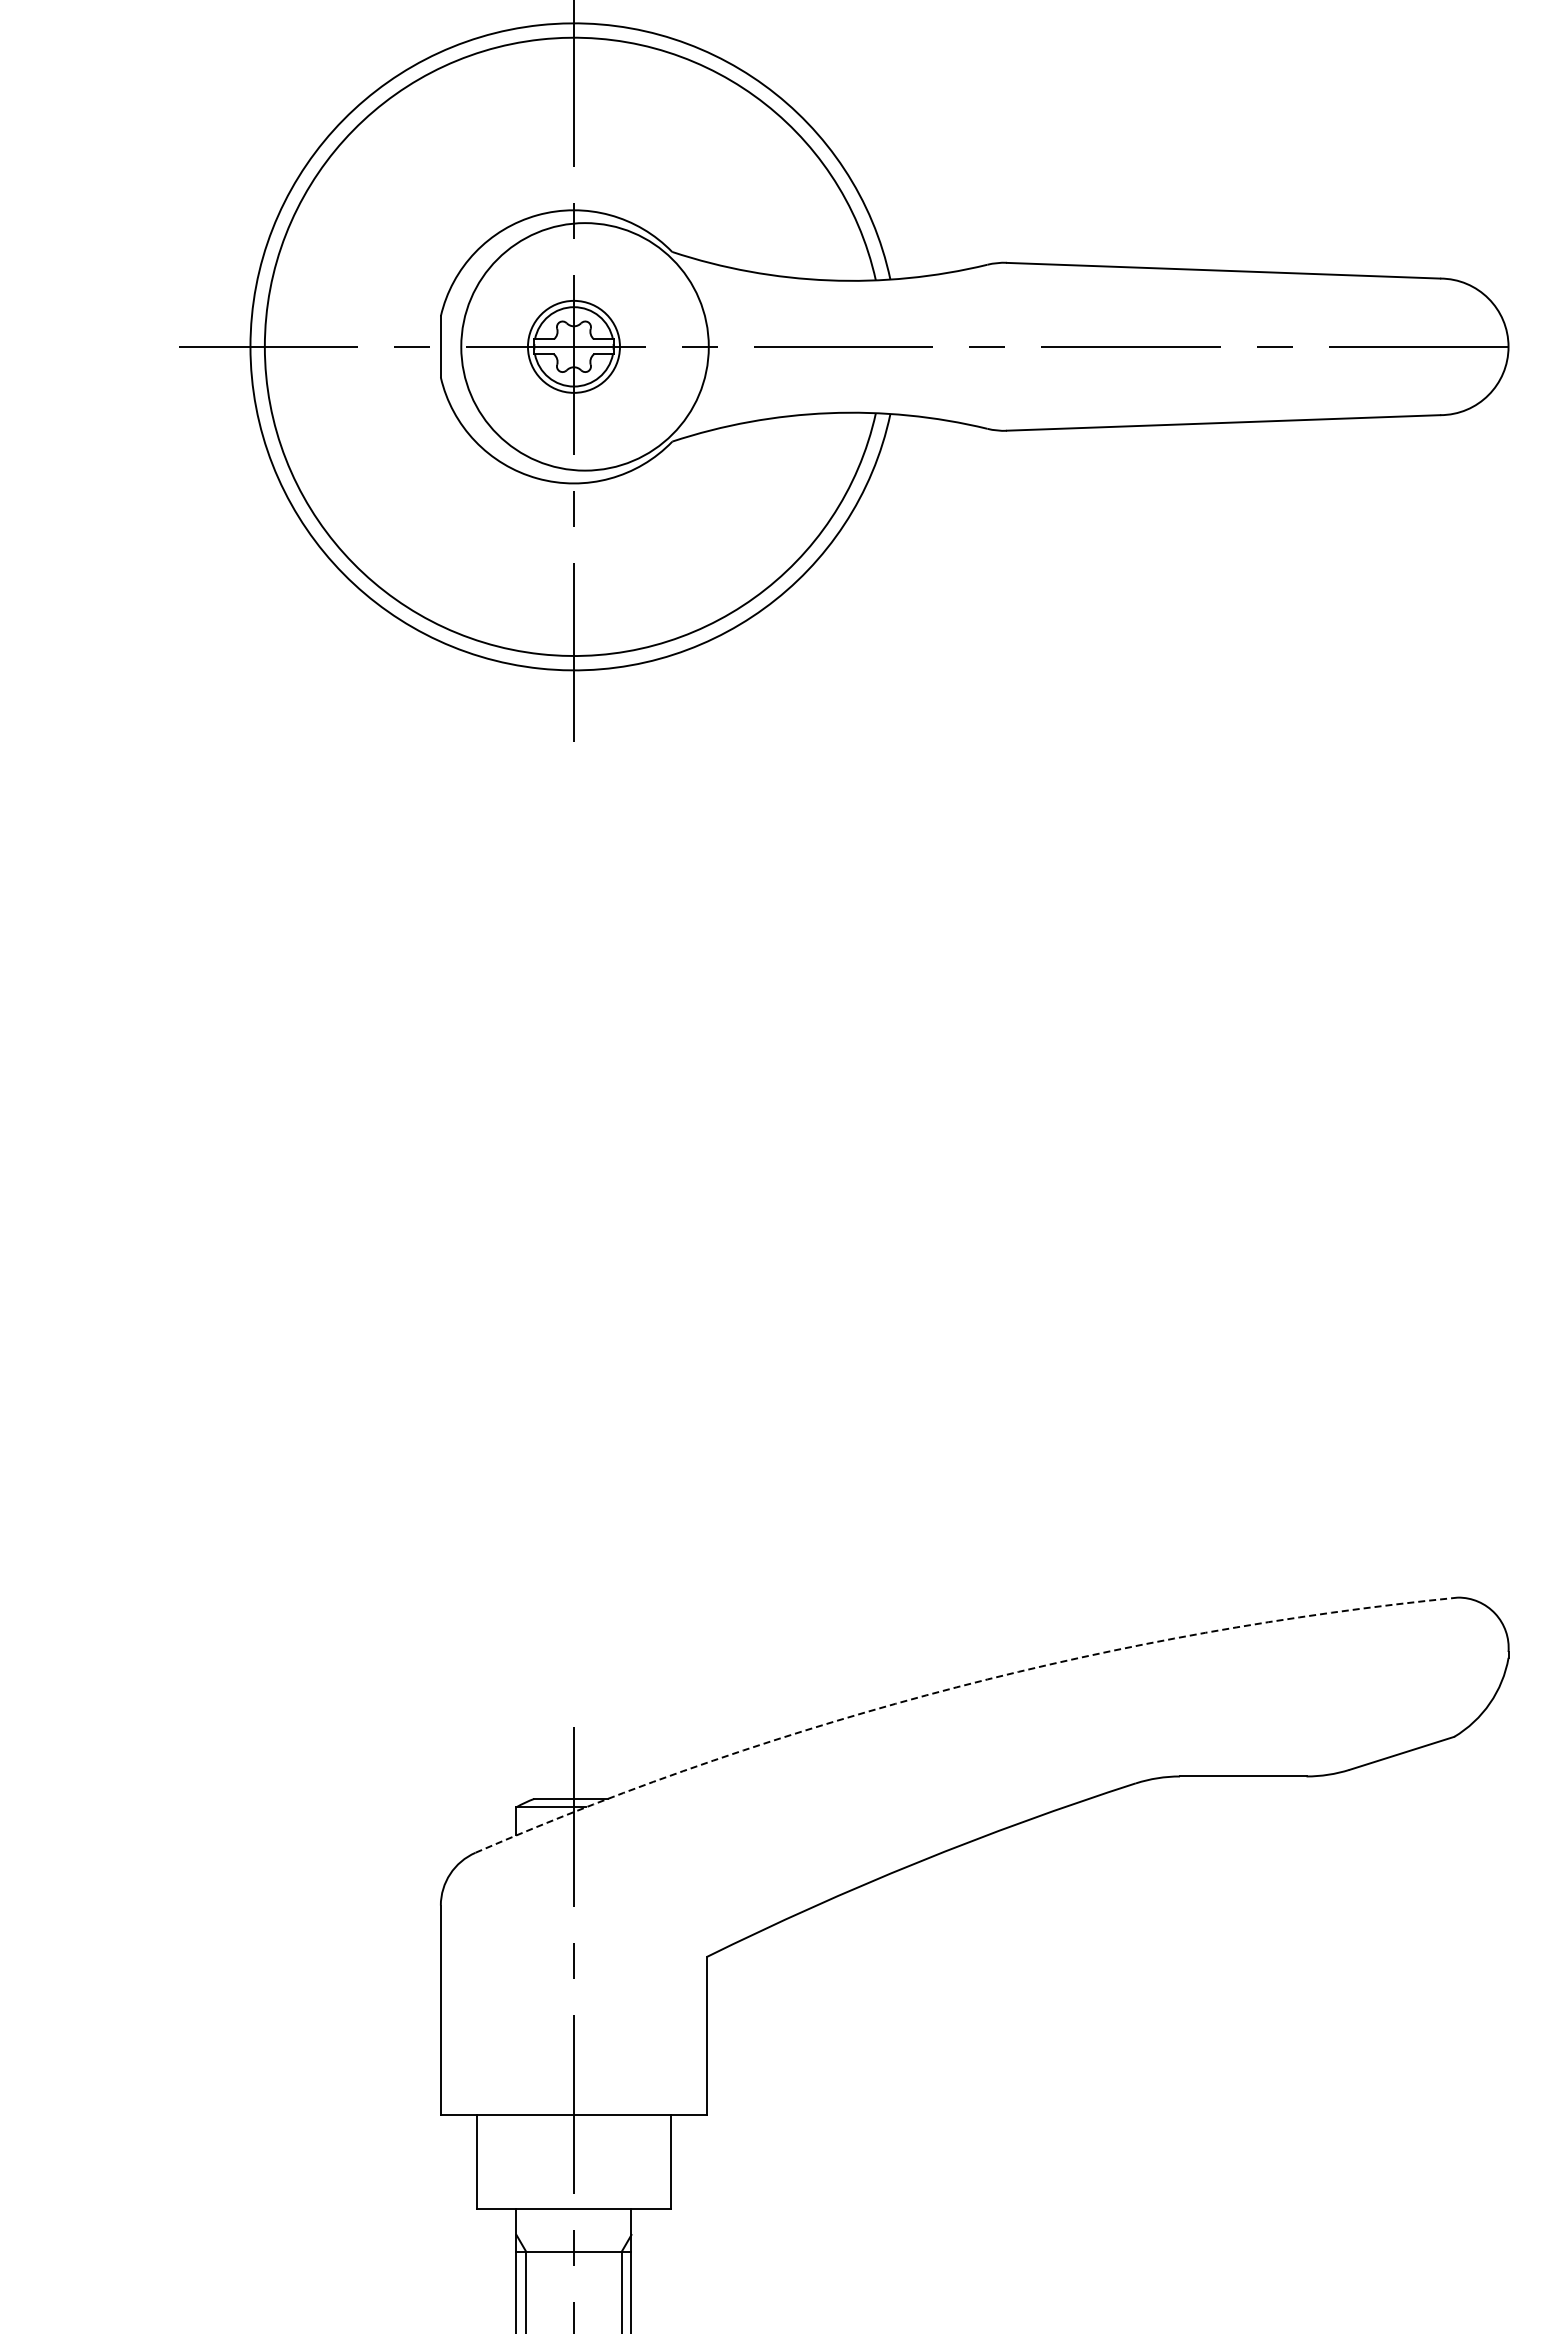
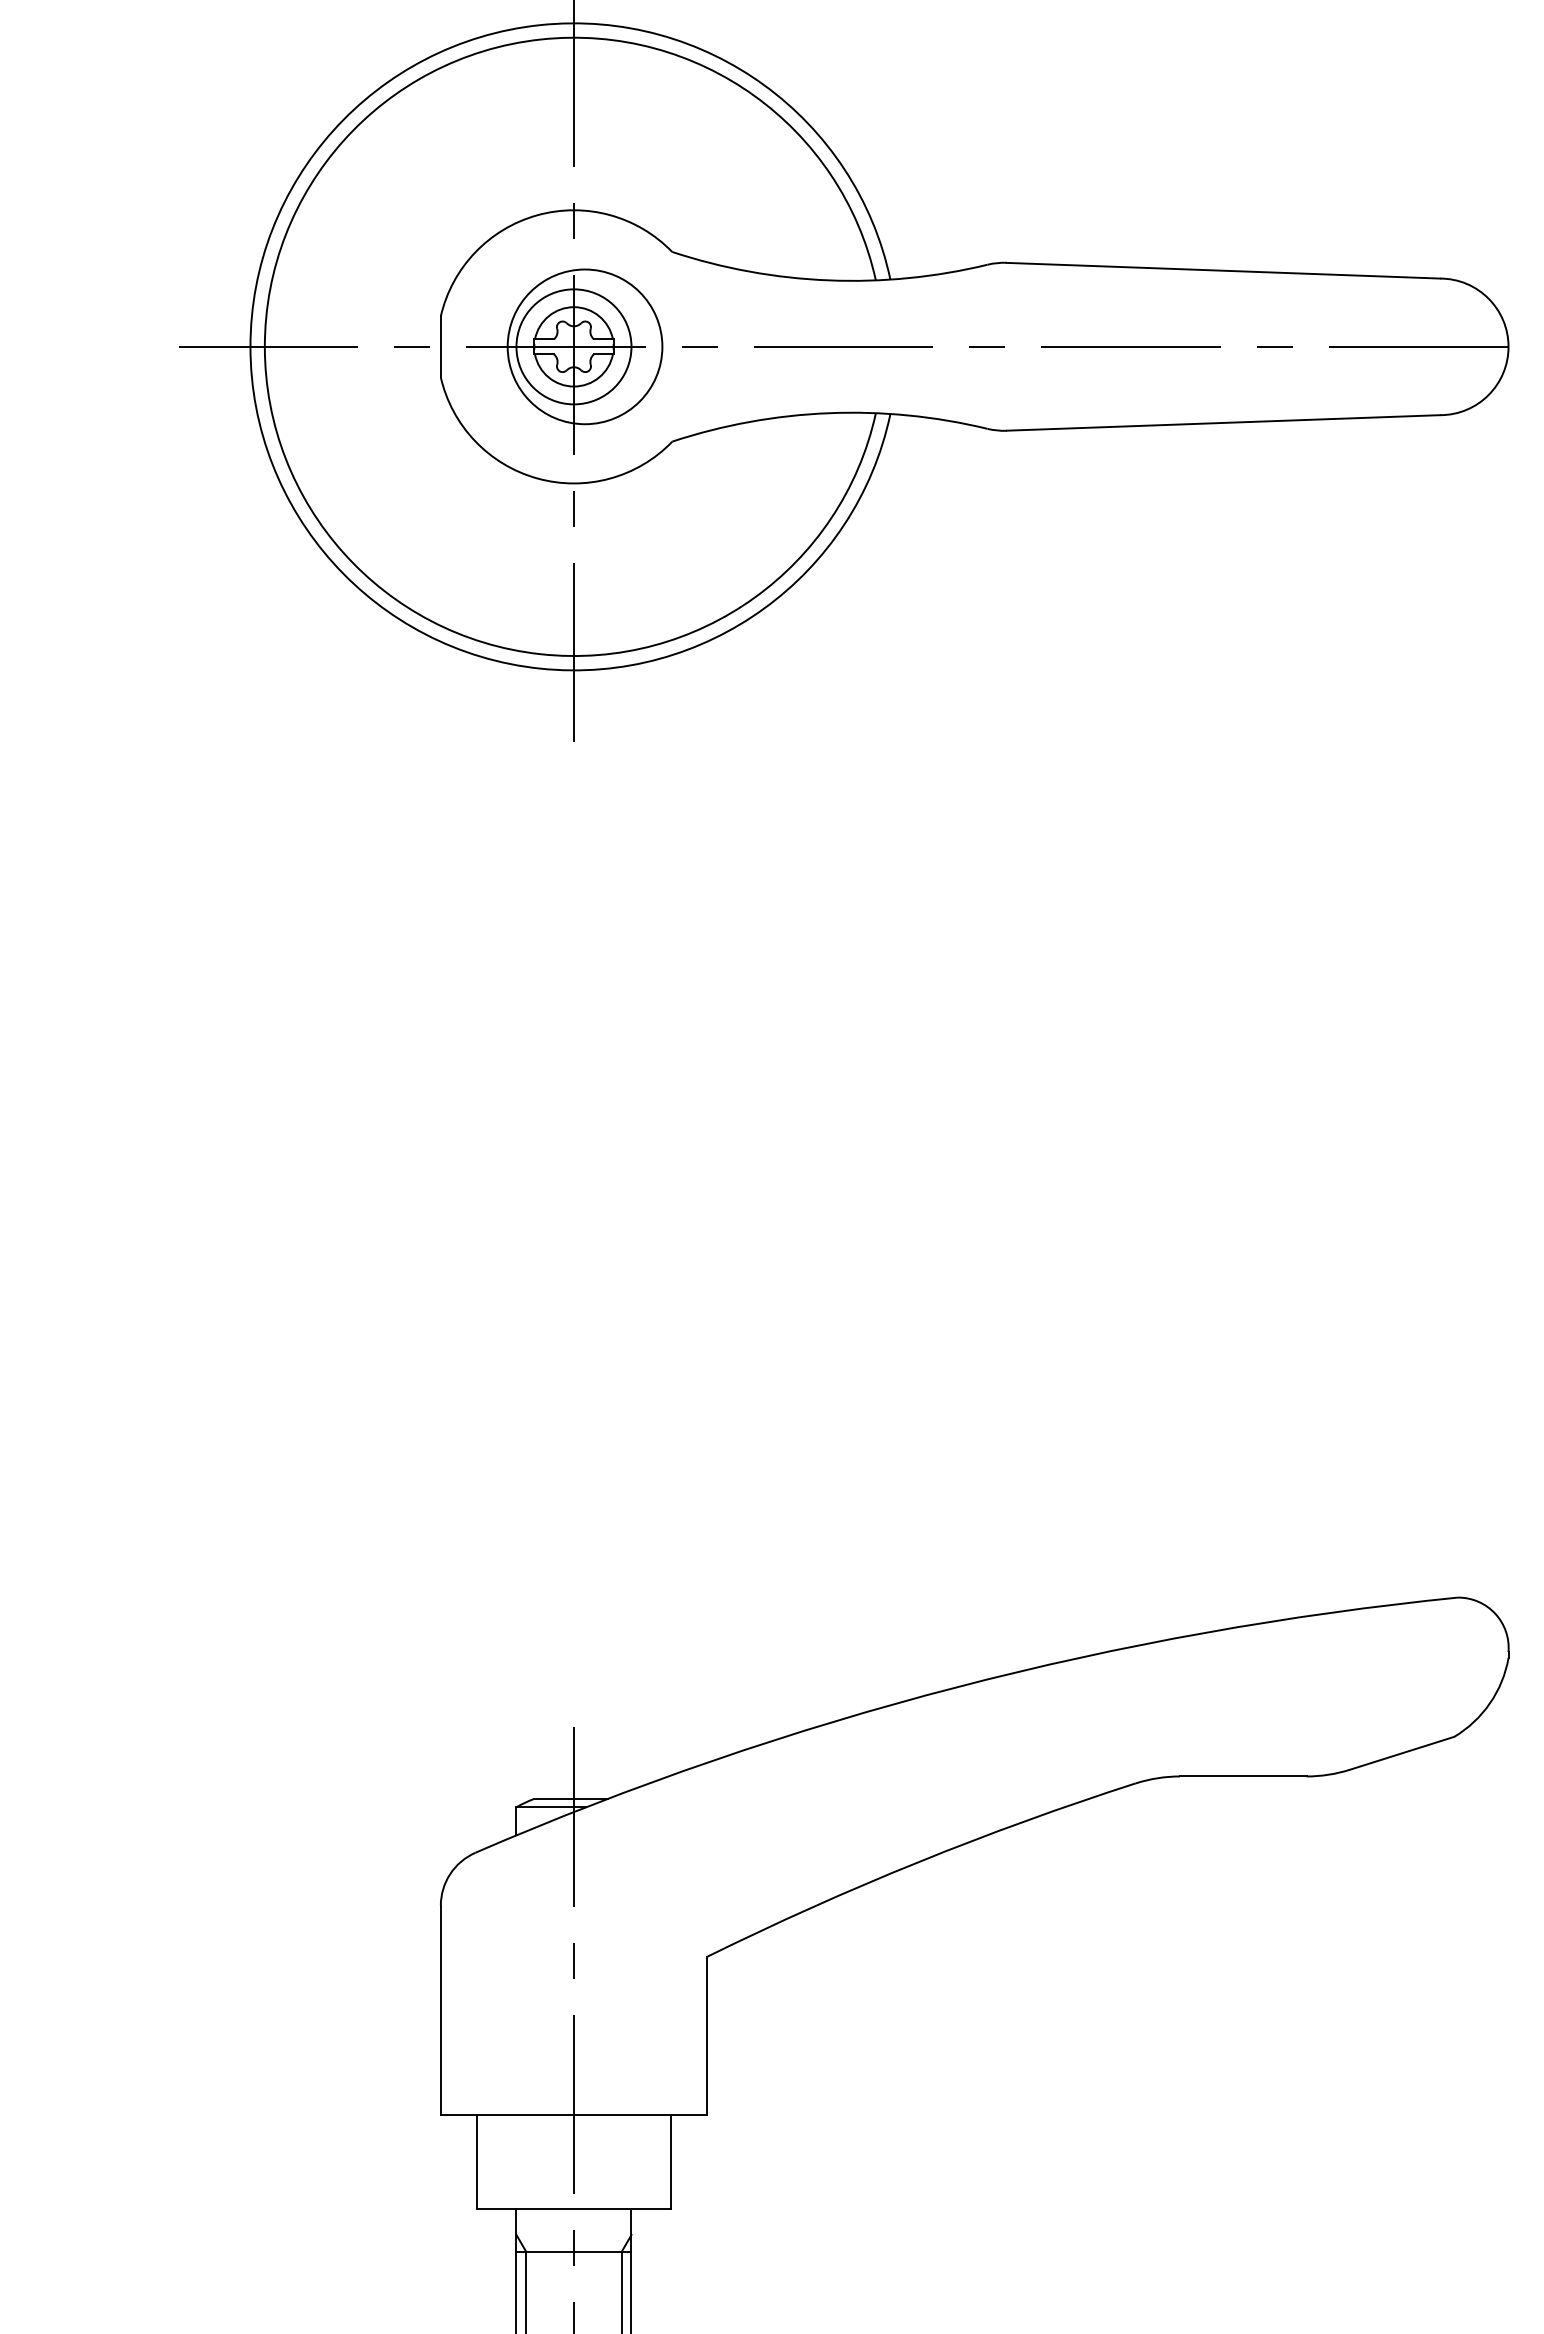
circle diameter: 92 px -> 115 px (573, 346)
circle diameter: 248 px -> 155 px (584, 346)
arc: dashed -> solid (956, 1687)
